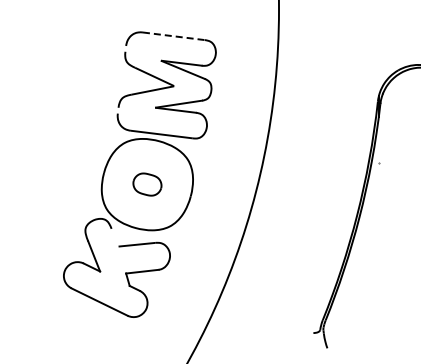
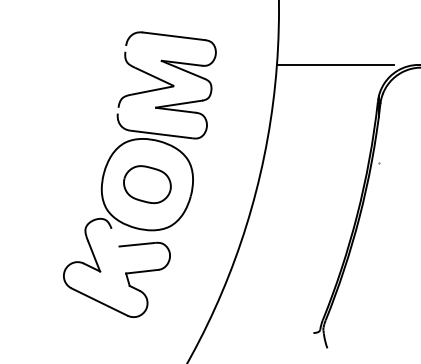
line: dashed -> solid (174, 36)
line: none -> present (335, 64)
part size: 31x25 px -> 49x39 px (147, 184)
